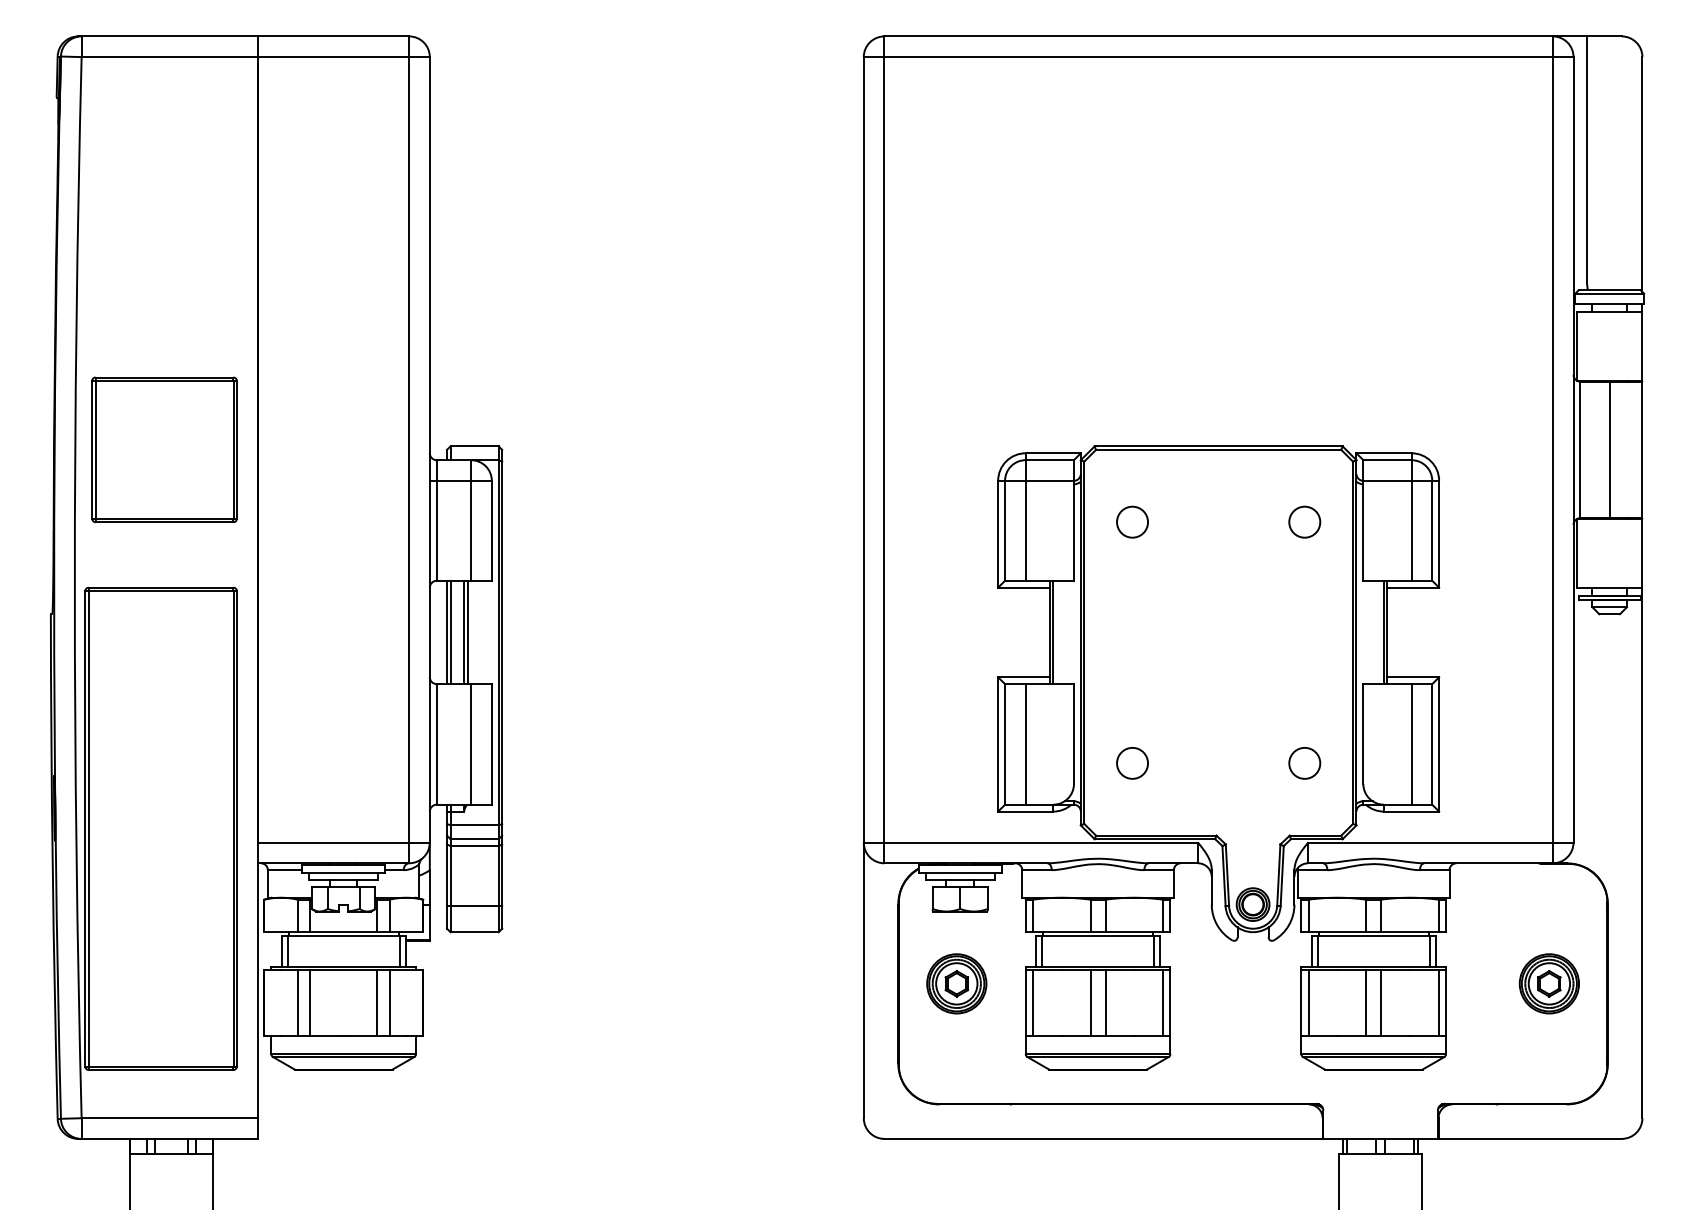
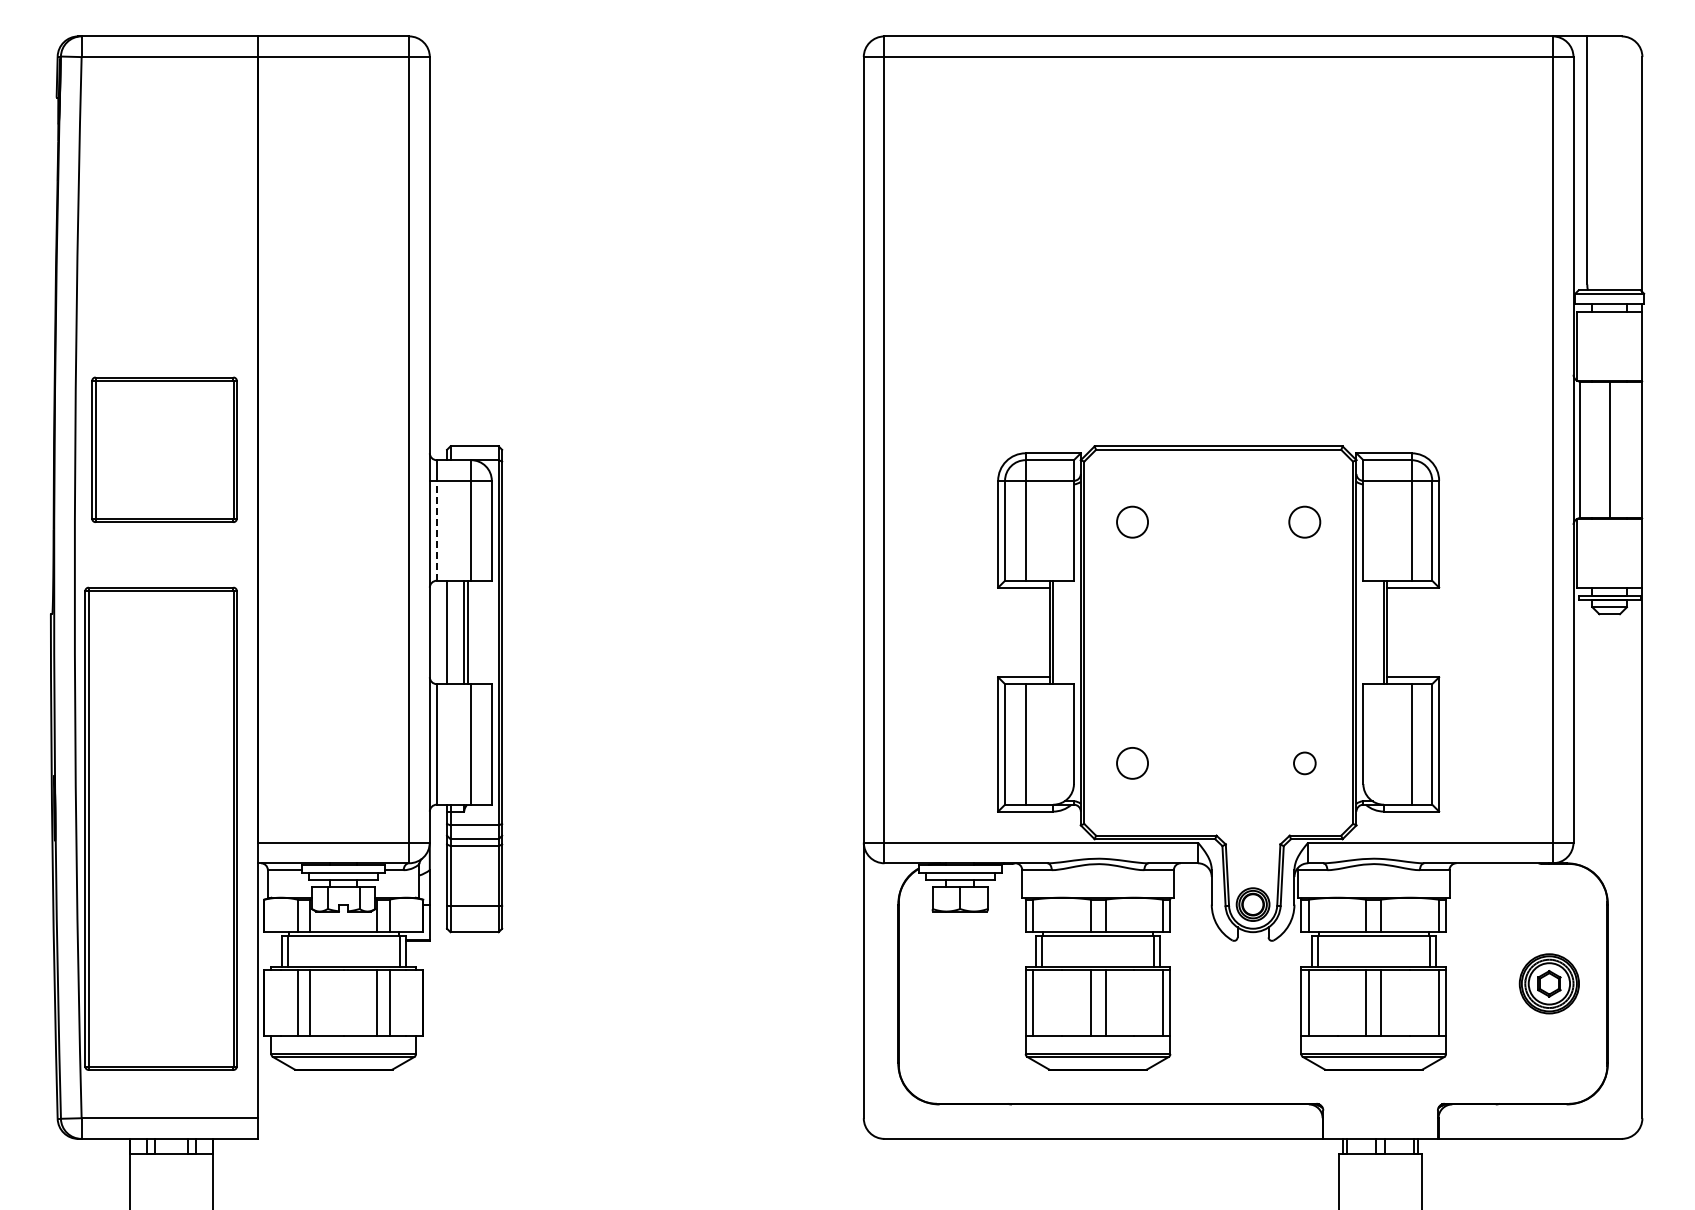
line: solid -> dashed (436, 530)
line: present -> none (450, 632)
circle size: 34x33 px -> 24x25 px (1304, 763)
part: present -> none (956, 983)
